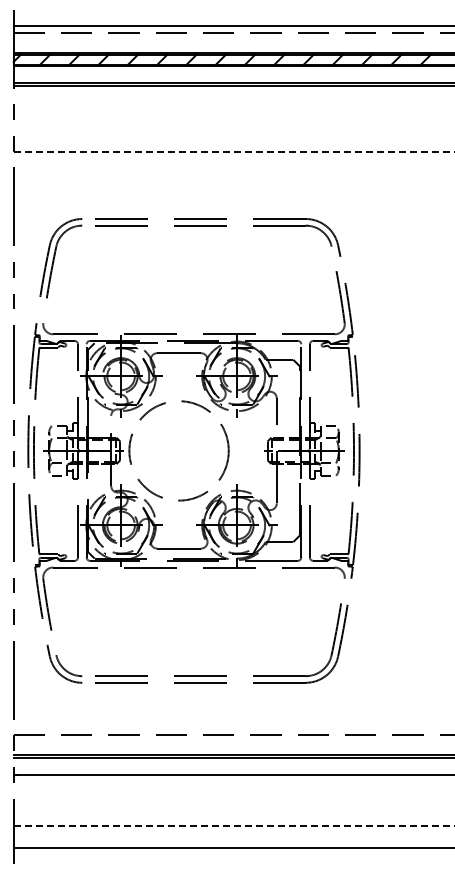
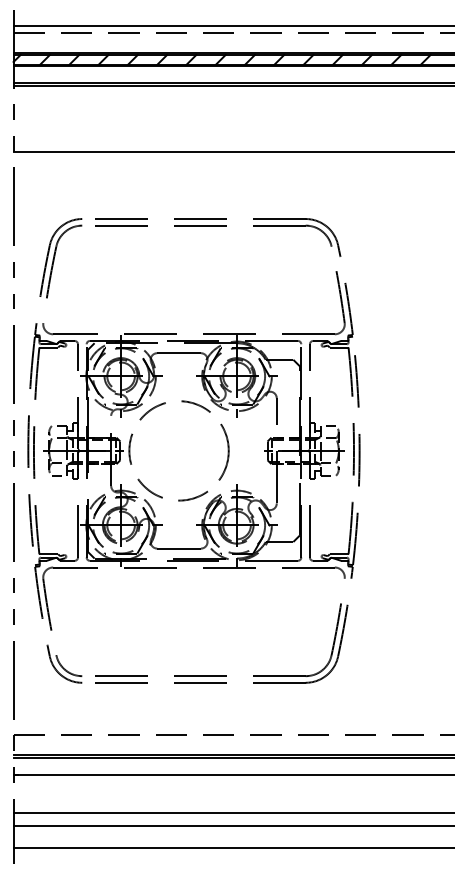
line: dashed -> solid (234, 152)
line: none -> present (232, 812)
line: dashed -> solid (234, 826)
